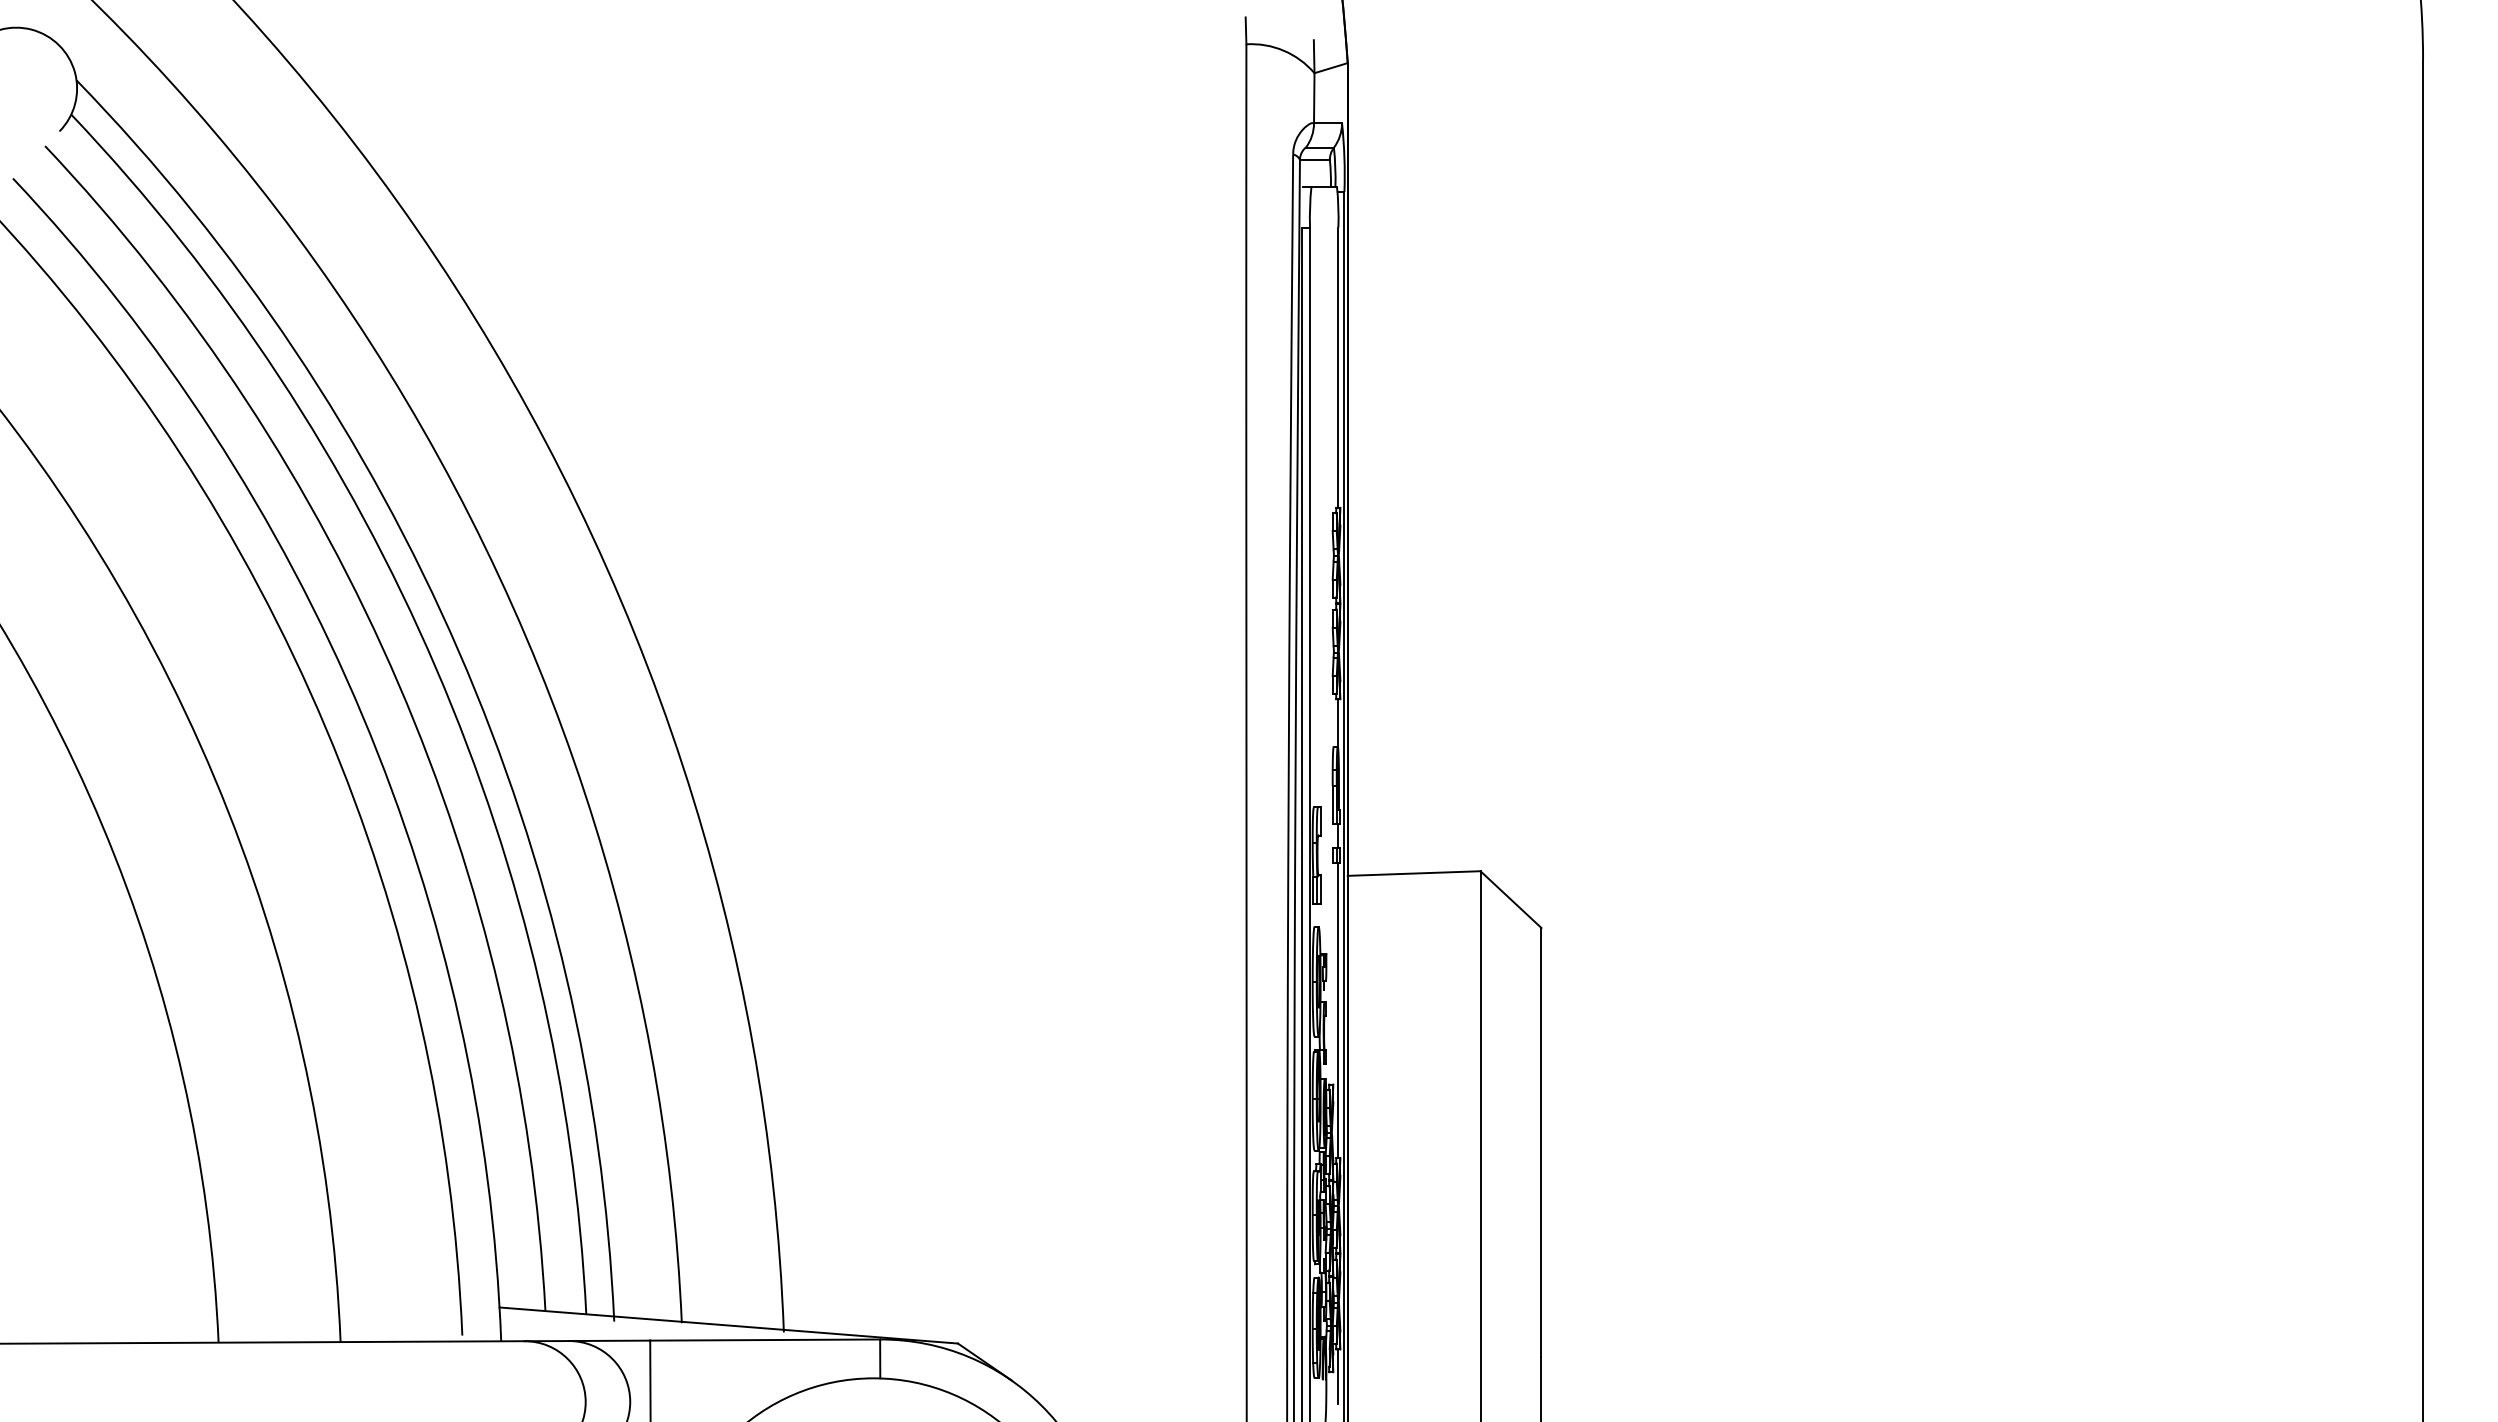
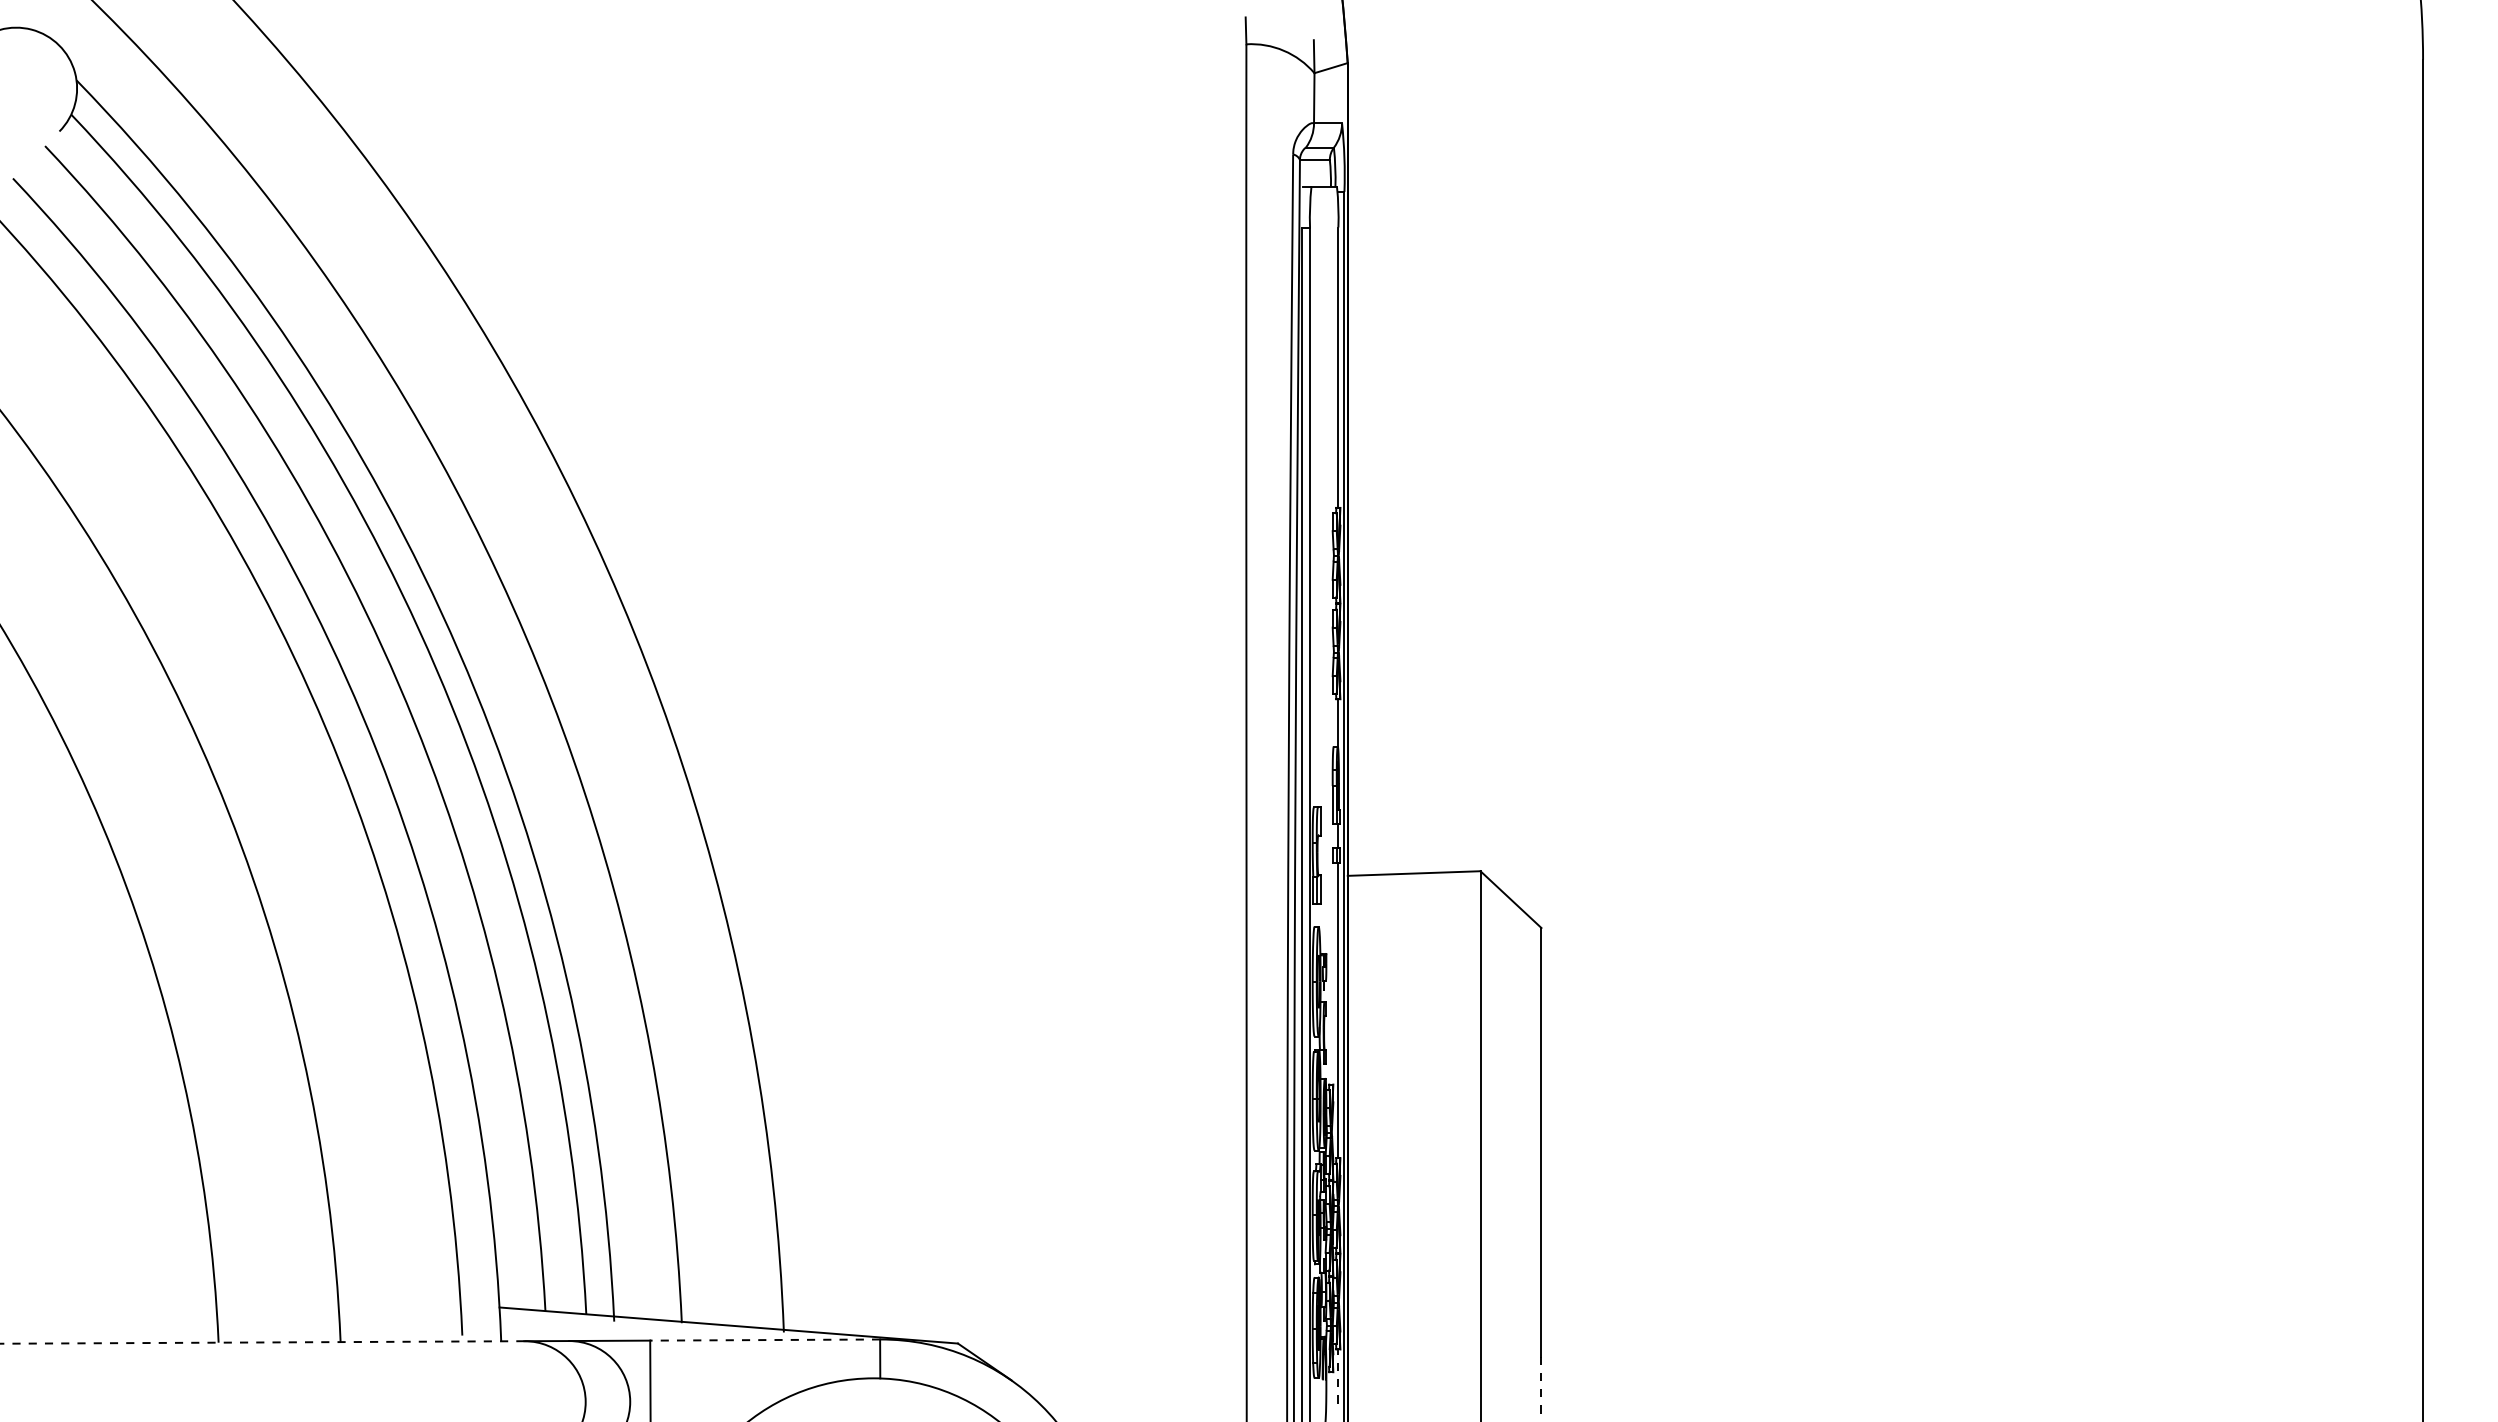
line: solid -> dashed (765, 1340)
line: solid -> dashed (262, 1342)
line: solid -> dashed (1338, 1376)
line: solid -> dashed (1541, 1389)
